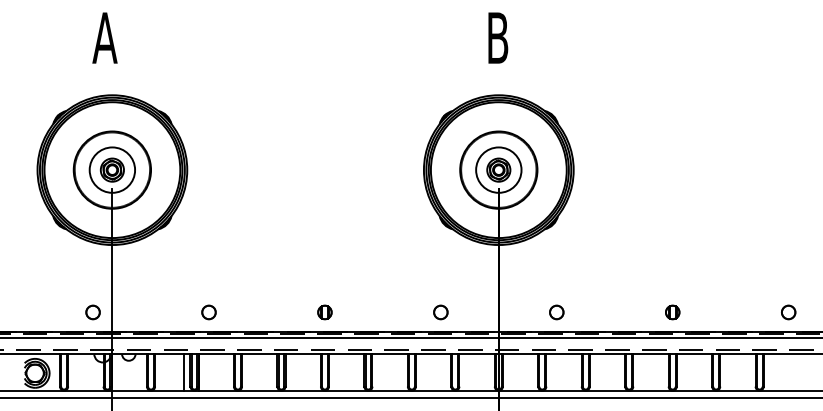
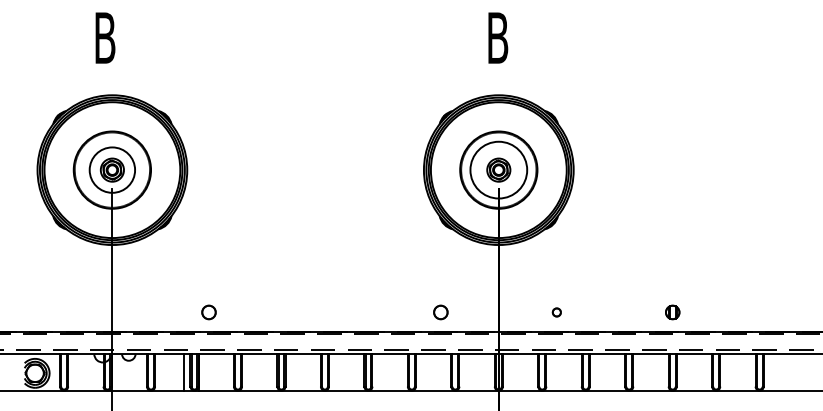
text: A -> B (104, 37)
circle diameter: 45 px -> 57 px (498, 169)
part: present -> none (92, 312)
part: present -> none (324, 312)
part size: 16x17 px -> 11x11 px (556, 312)
part: present -> none (788, 312)
line: present -> none (410, 337)
line: present -> none (410, 398)
